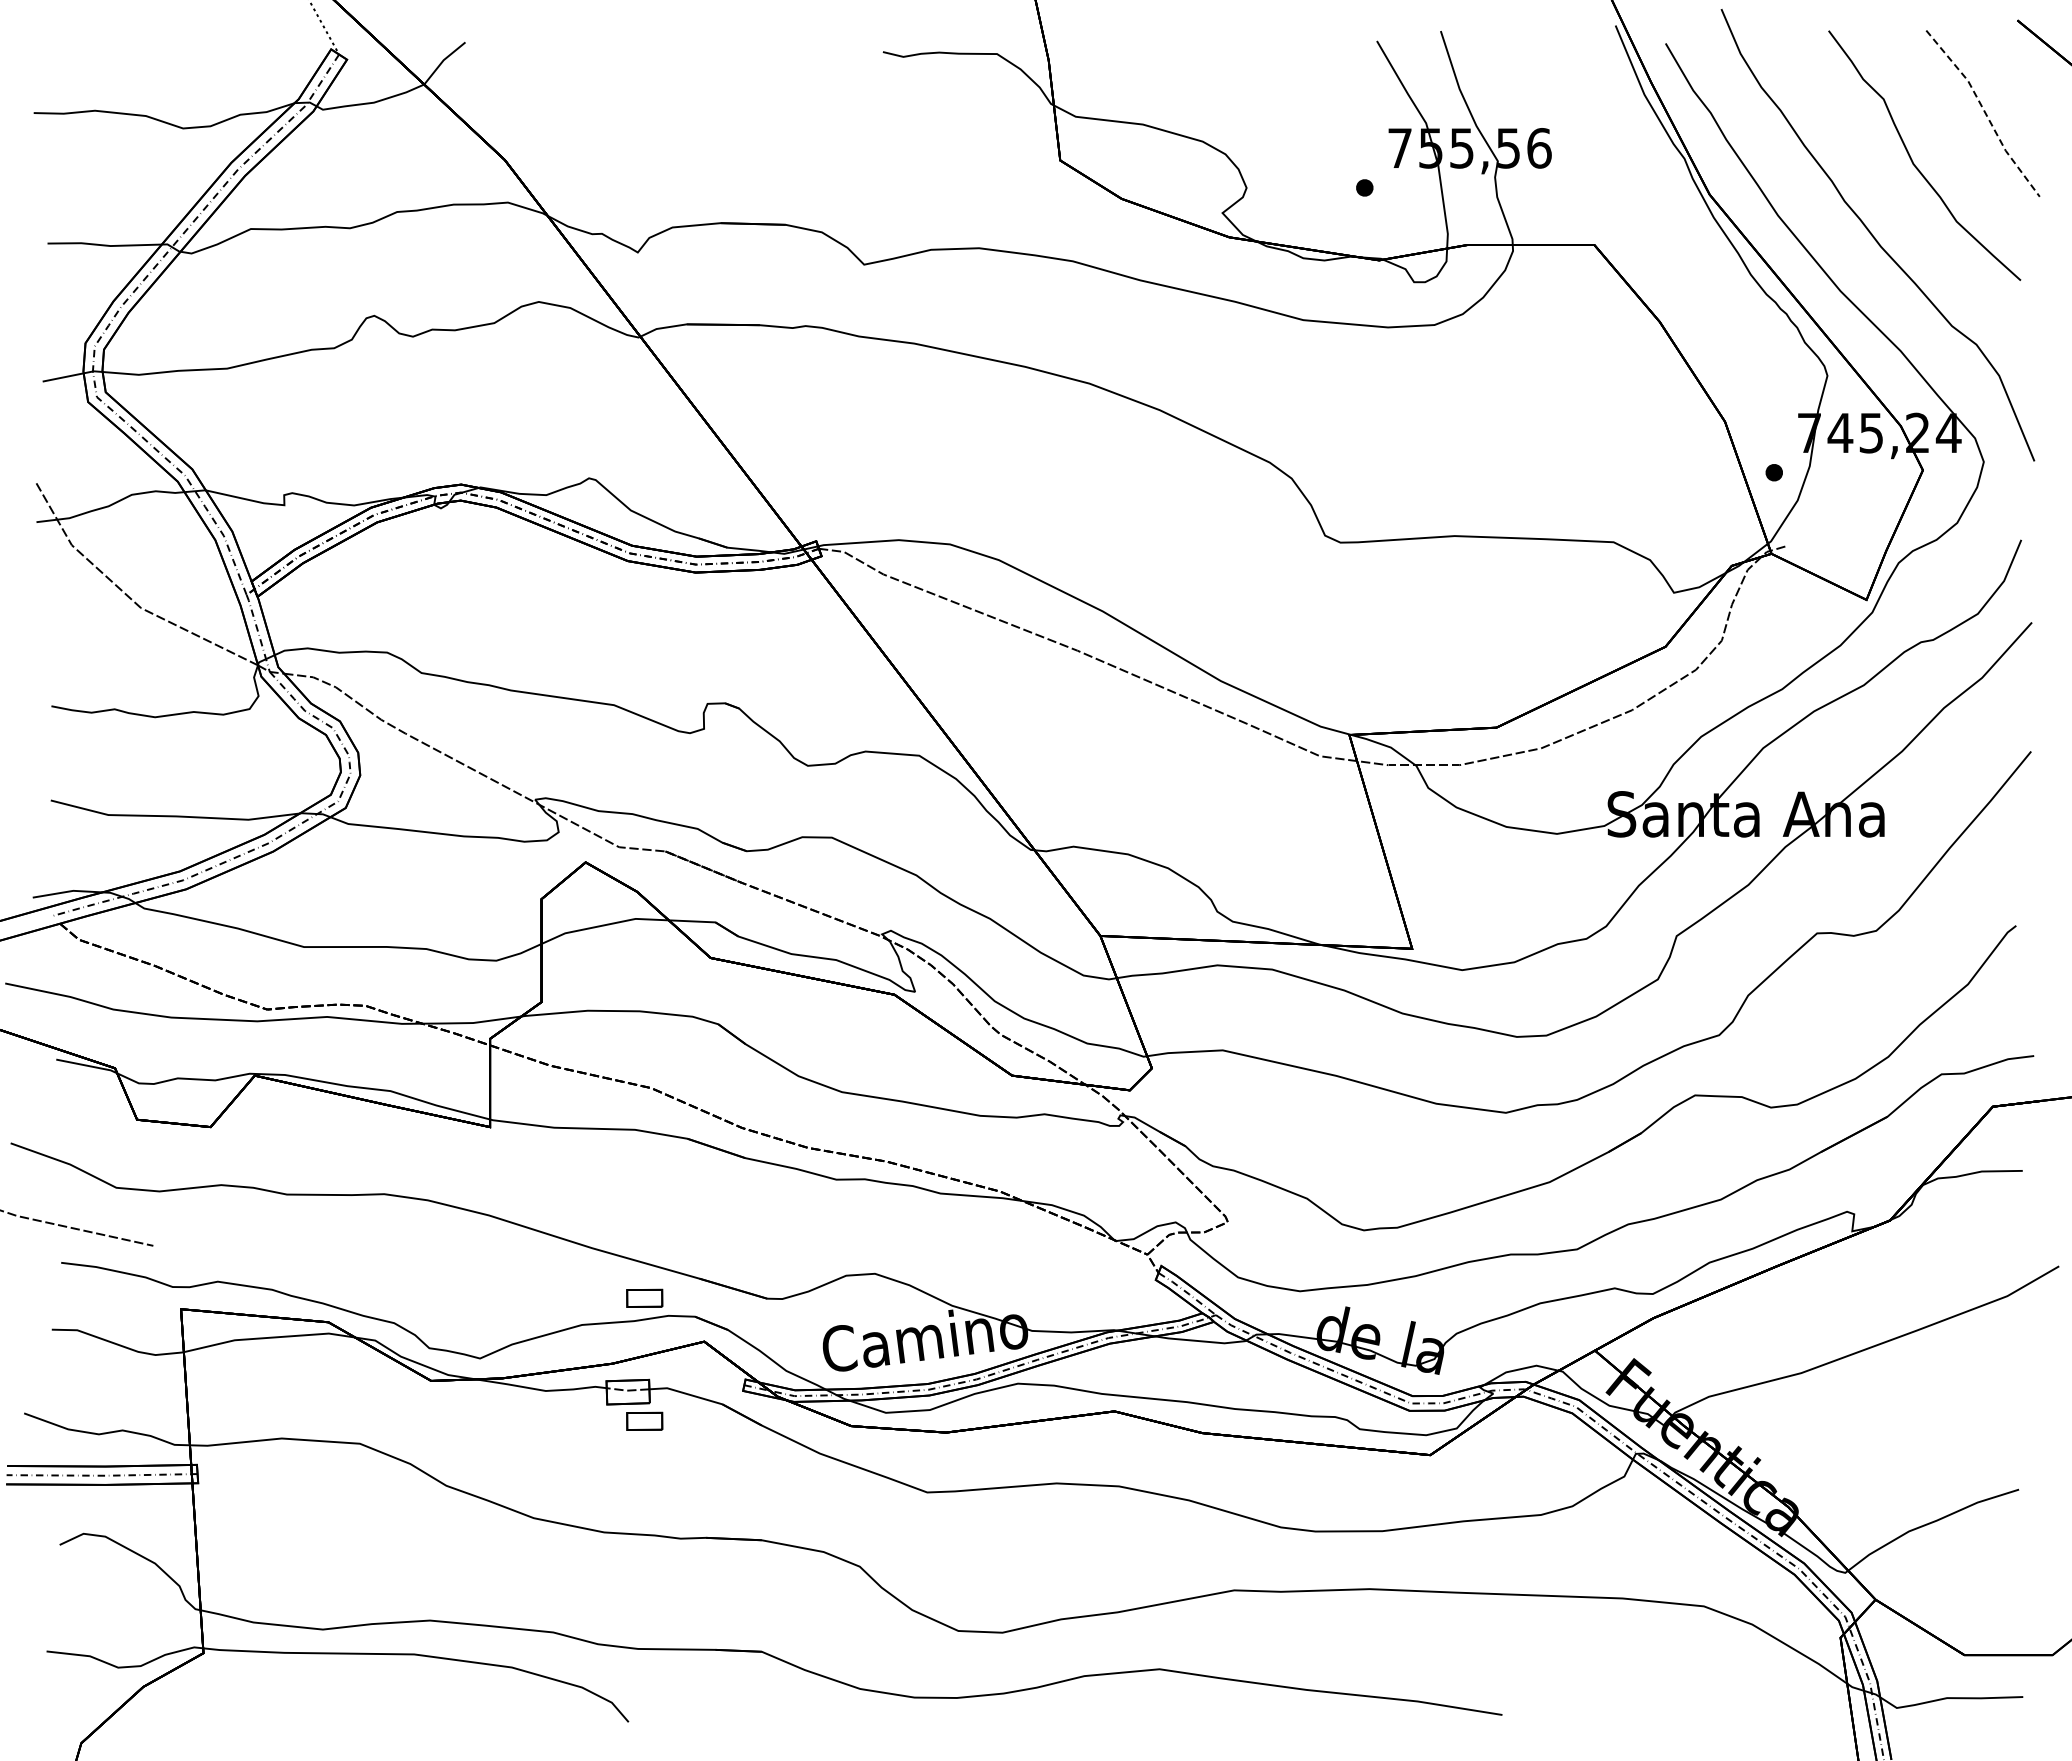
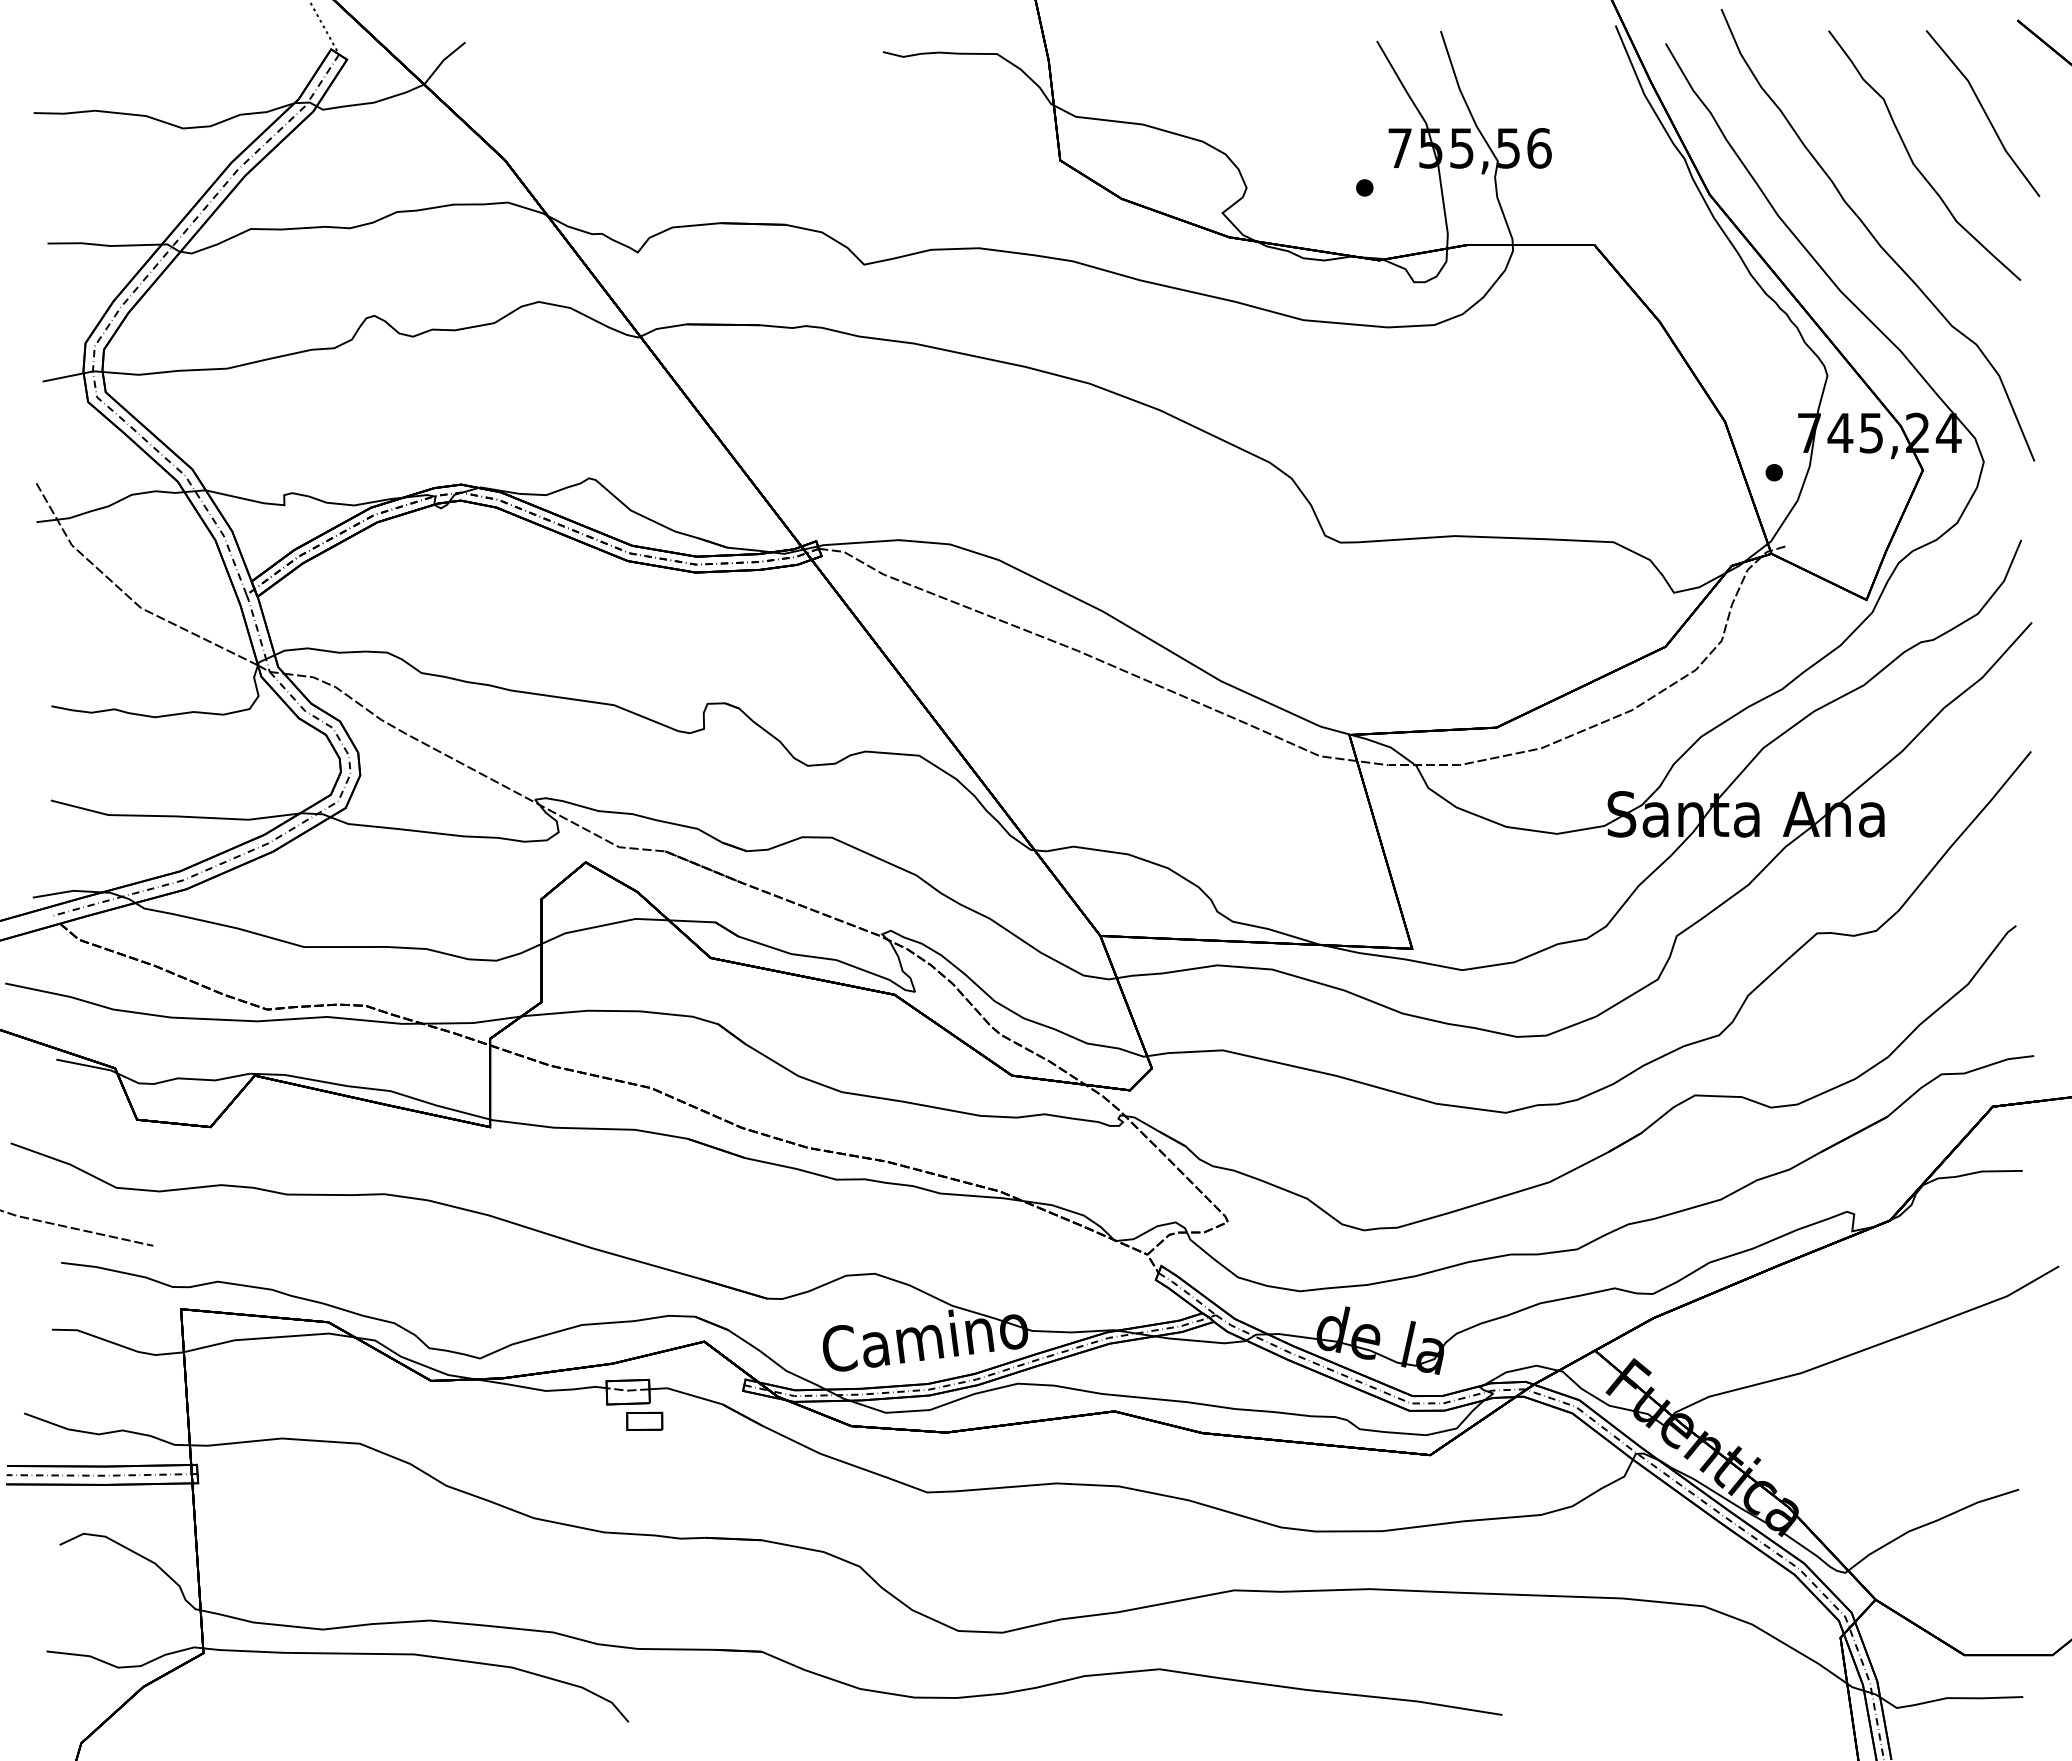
line: dashed -> solid (1985, 112)
part: present -> none (644, 1297)
